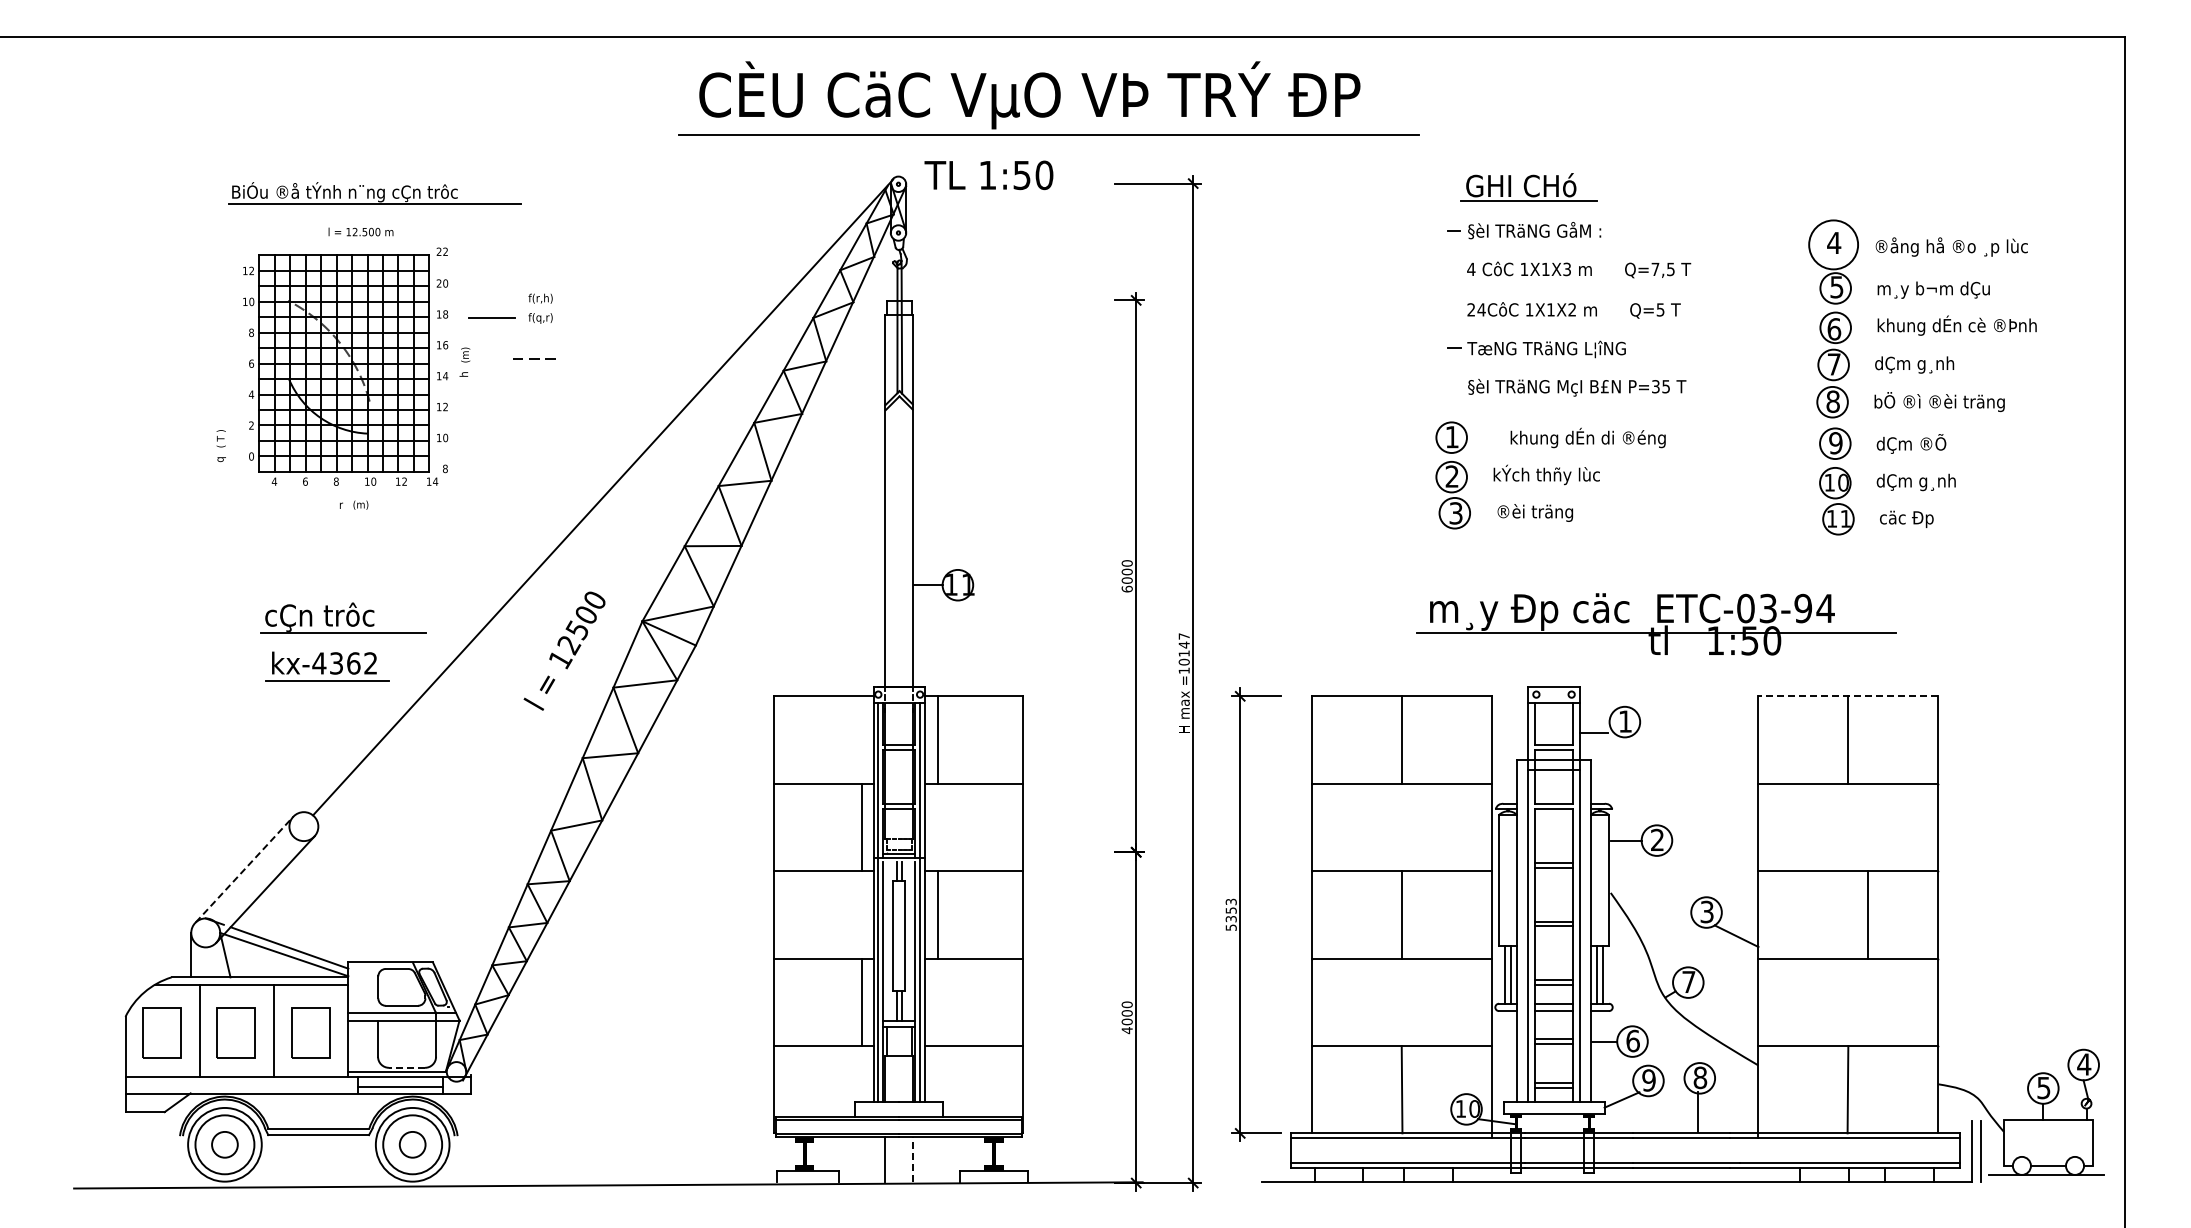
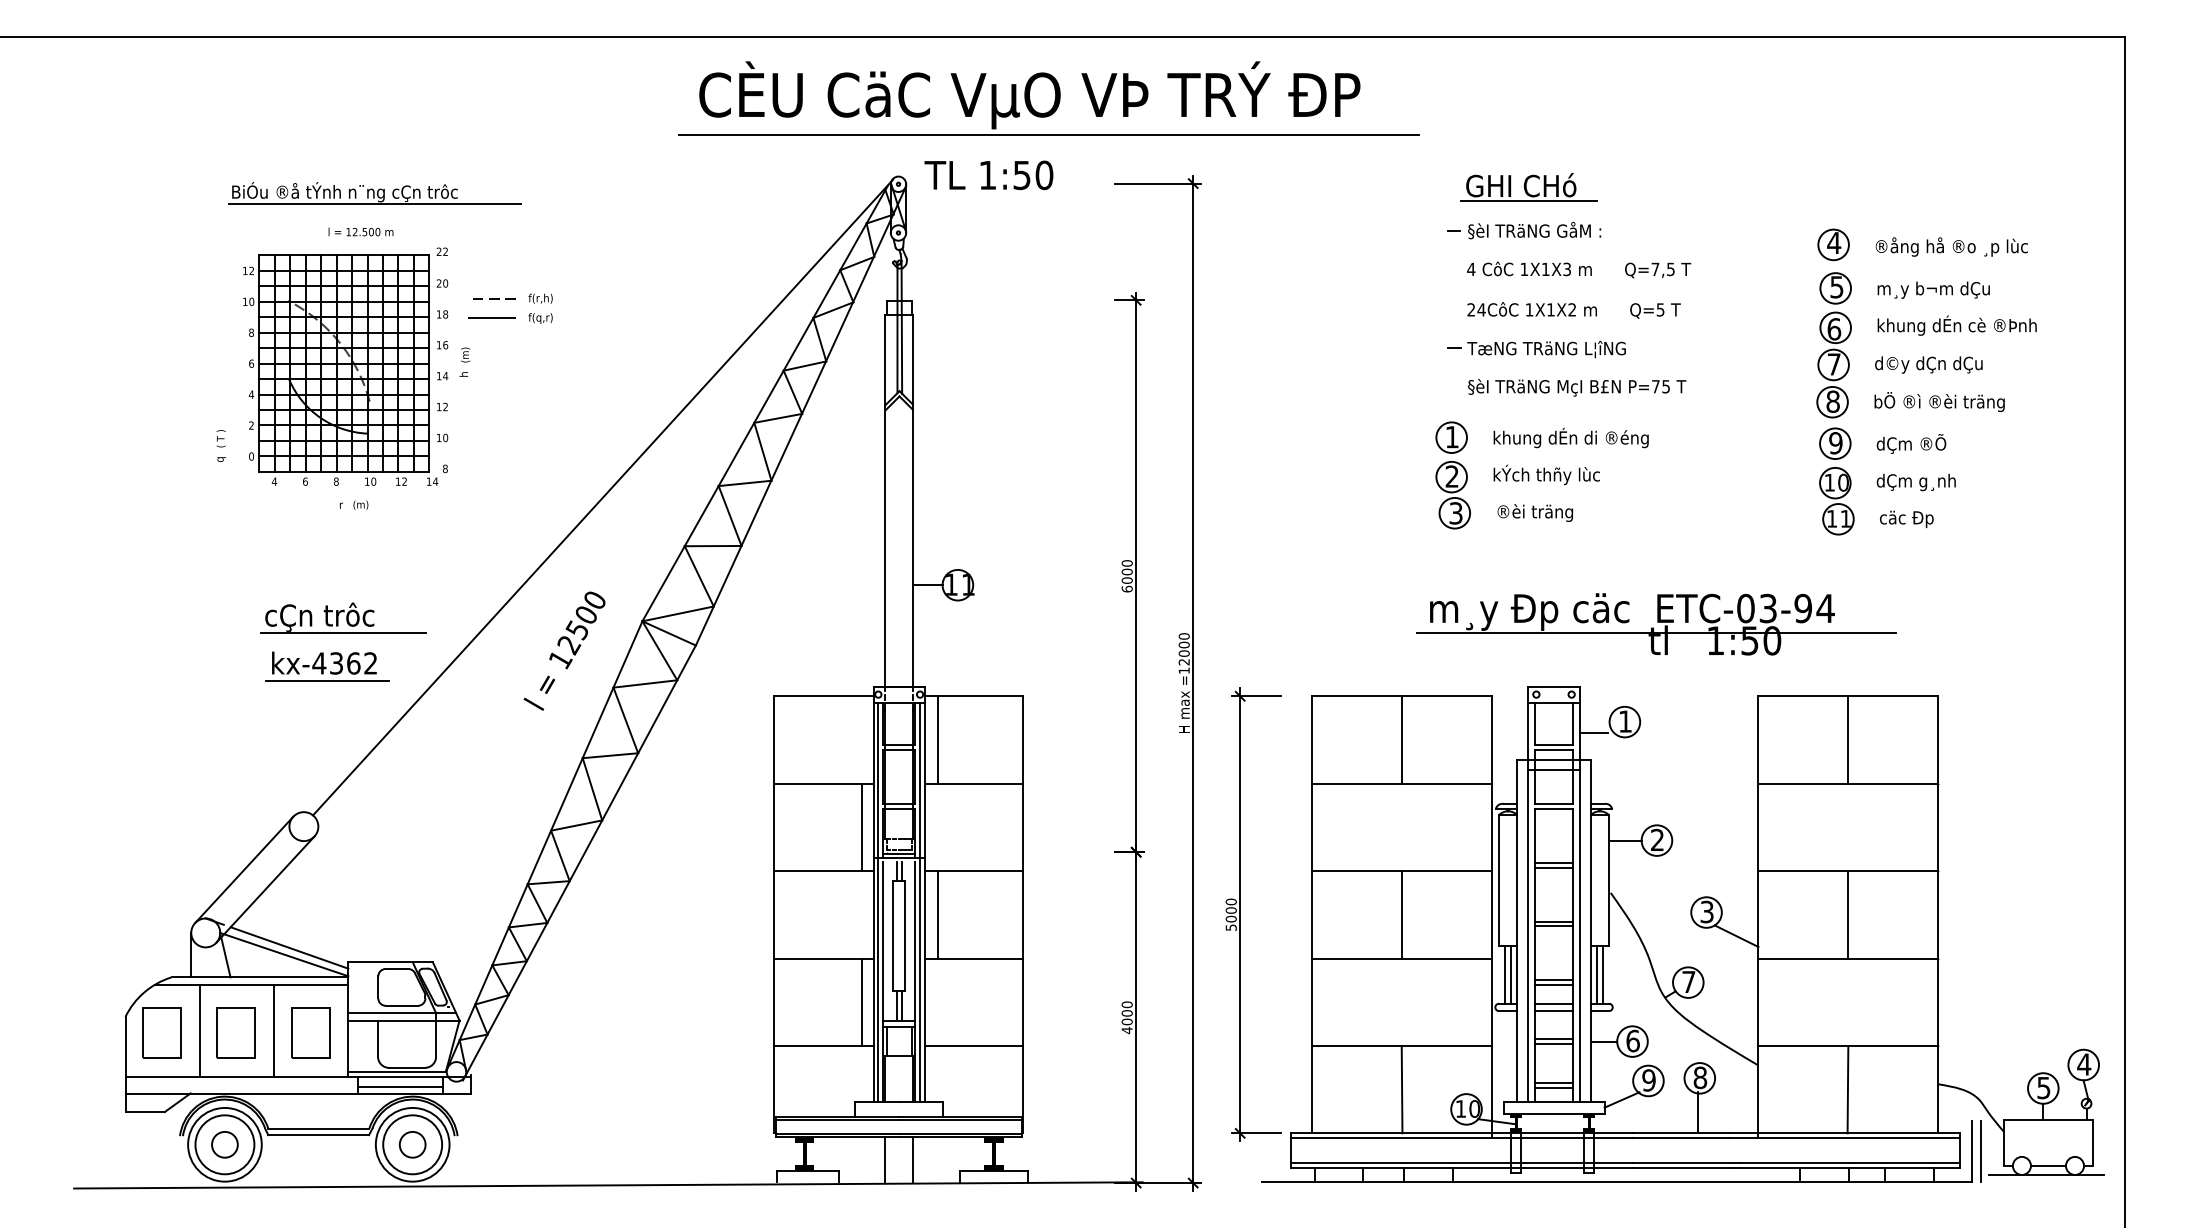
circle diameter: 49 px -> 31 px (1833, 244)
line position: (534, 358) -> (494, 298) (494, 298)
text: dÇm g¸nh -> d©y dÇn dÇu (1933, 364)
text: P=35 -> P=75 (1655, 386)
text position: (1587, 437) -> (1570, 437) (1570, 437)
text: =10147 -> =12000 (1183, 649)
line: dashed -> solid (1848, 696)
line: dashed -> solid (244, 869)
text: 5353 -> 5000 (1230, 910)
line position: (1868, 914) -> (1848, 914) (1848, 914)
line: dashed -> solid (407, 1067)
line: dashed -> solid (913, 1159)
